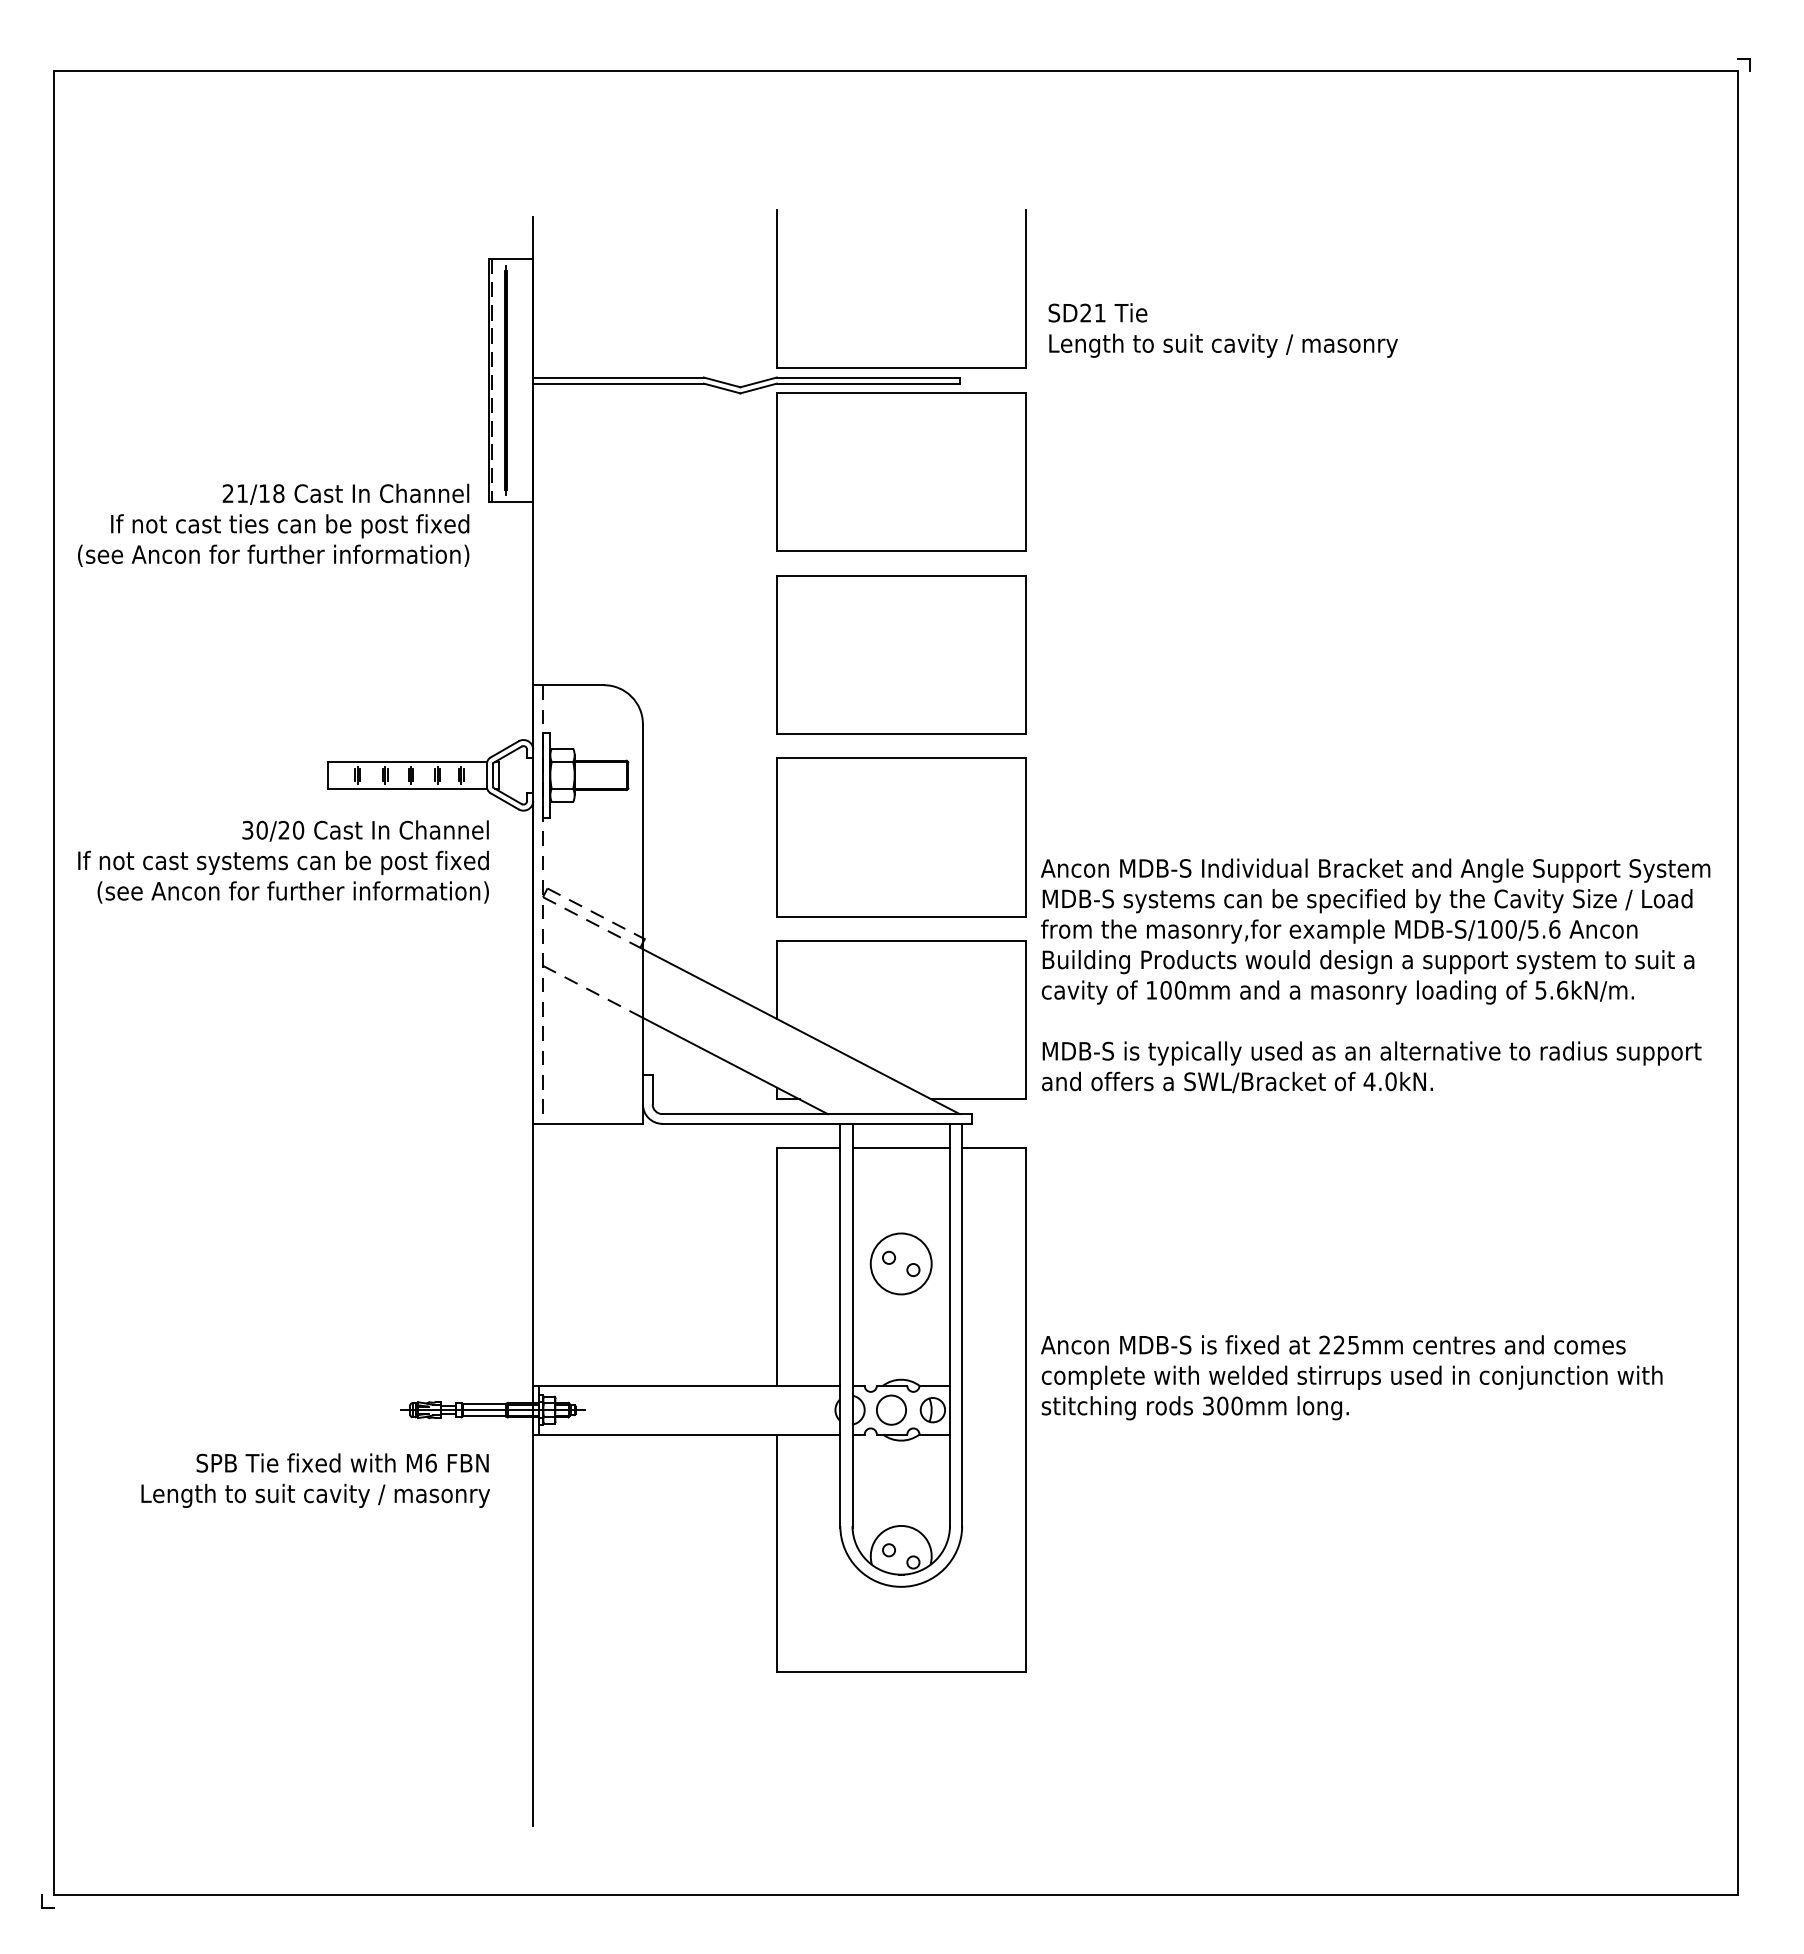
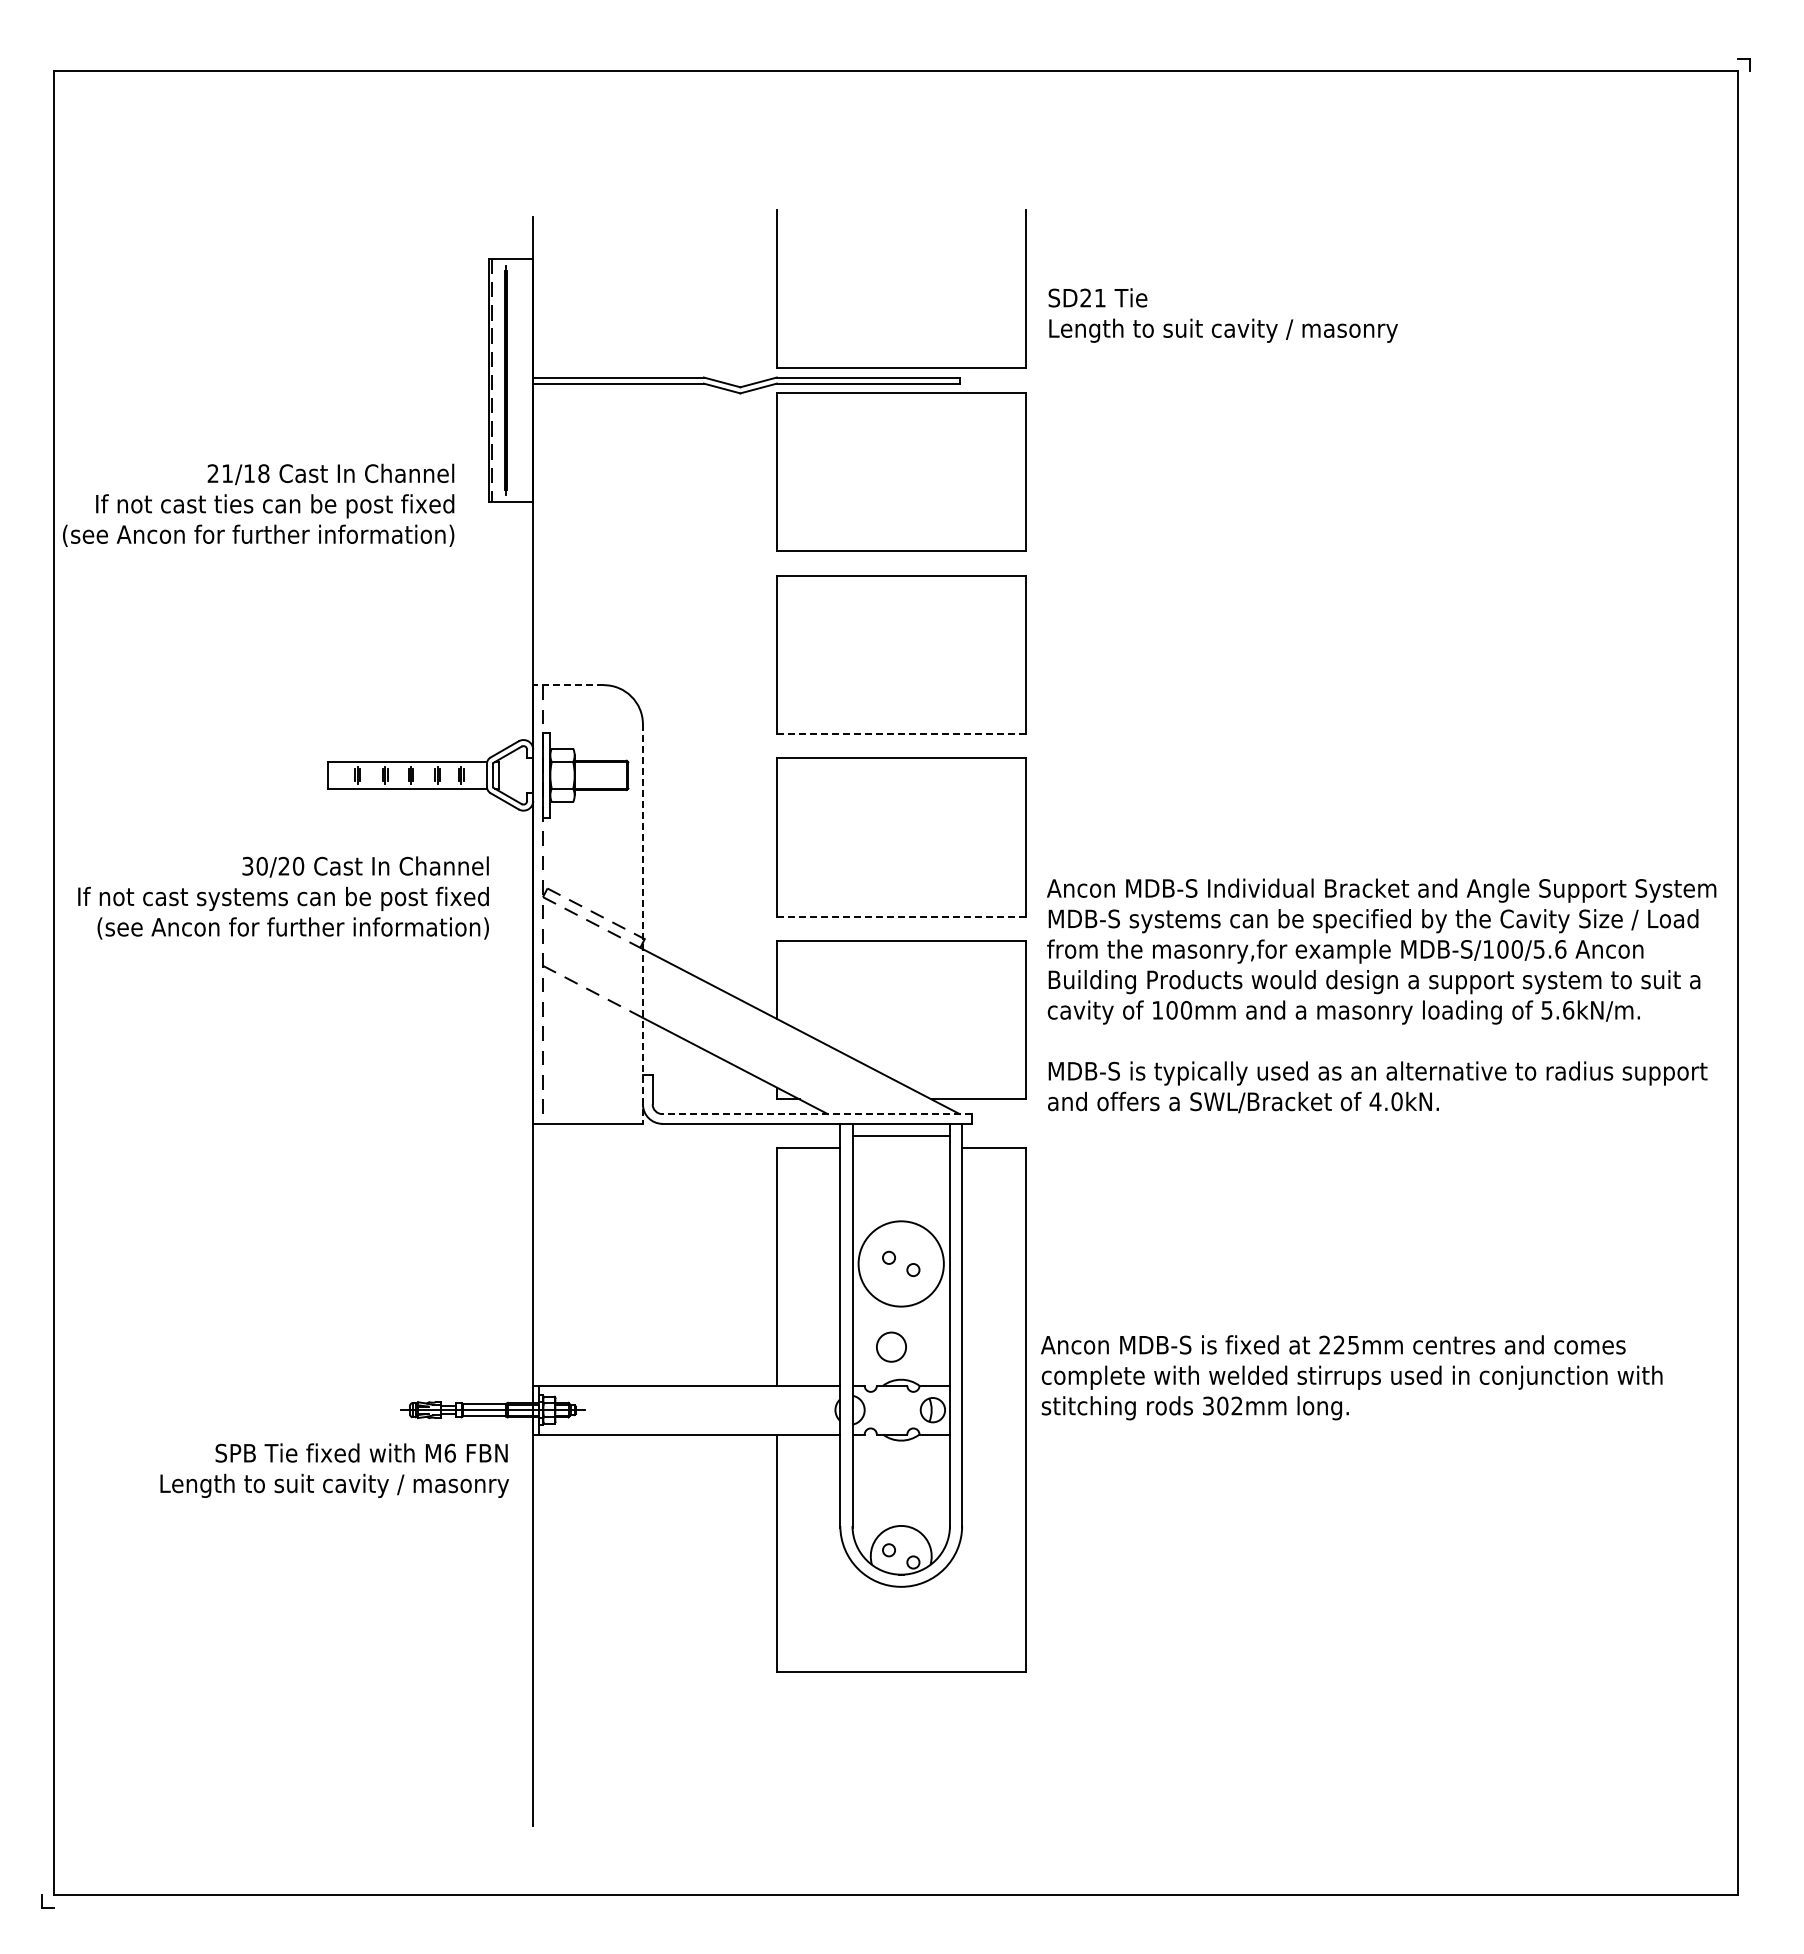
text position: (1222, 330) -> (1222, 315) (1222, 315)
text position: (273, 524) -> (258, 504) (258, 504)
line: solid -> dashed (568, 685)
line: solid -> dashed (901, 733)
text position: (283, 861) -> (283, 897) (283, 897)
line: solid -> dashed (901, 916)
line: solid -> dashed (642, 924)
text position: (1375, 975) -> (1381, 995) (1381, 995)
line: solid -> dashed (817, 1114)
line position: (900, 1148) -> (900, 1136) (900, 1136)
circle diameter: 61 px -> 85 px (900, 1263)
text: 300mm -> 302mm (1236, 1405)
circle position: (891, 1409) -> (891, 1346) (891, 1346)
text position: (315, 1480) -> (334, 1470) (334, 1470)
